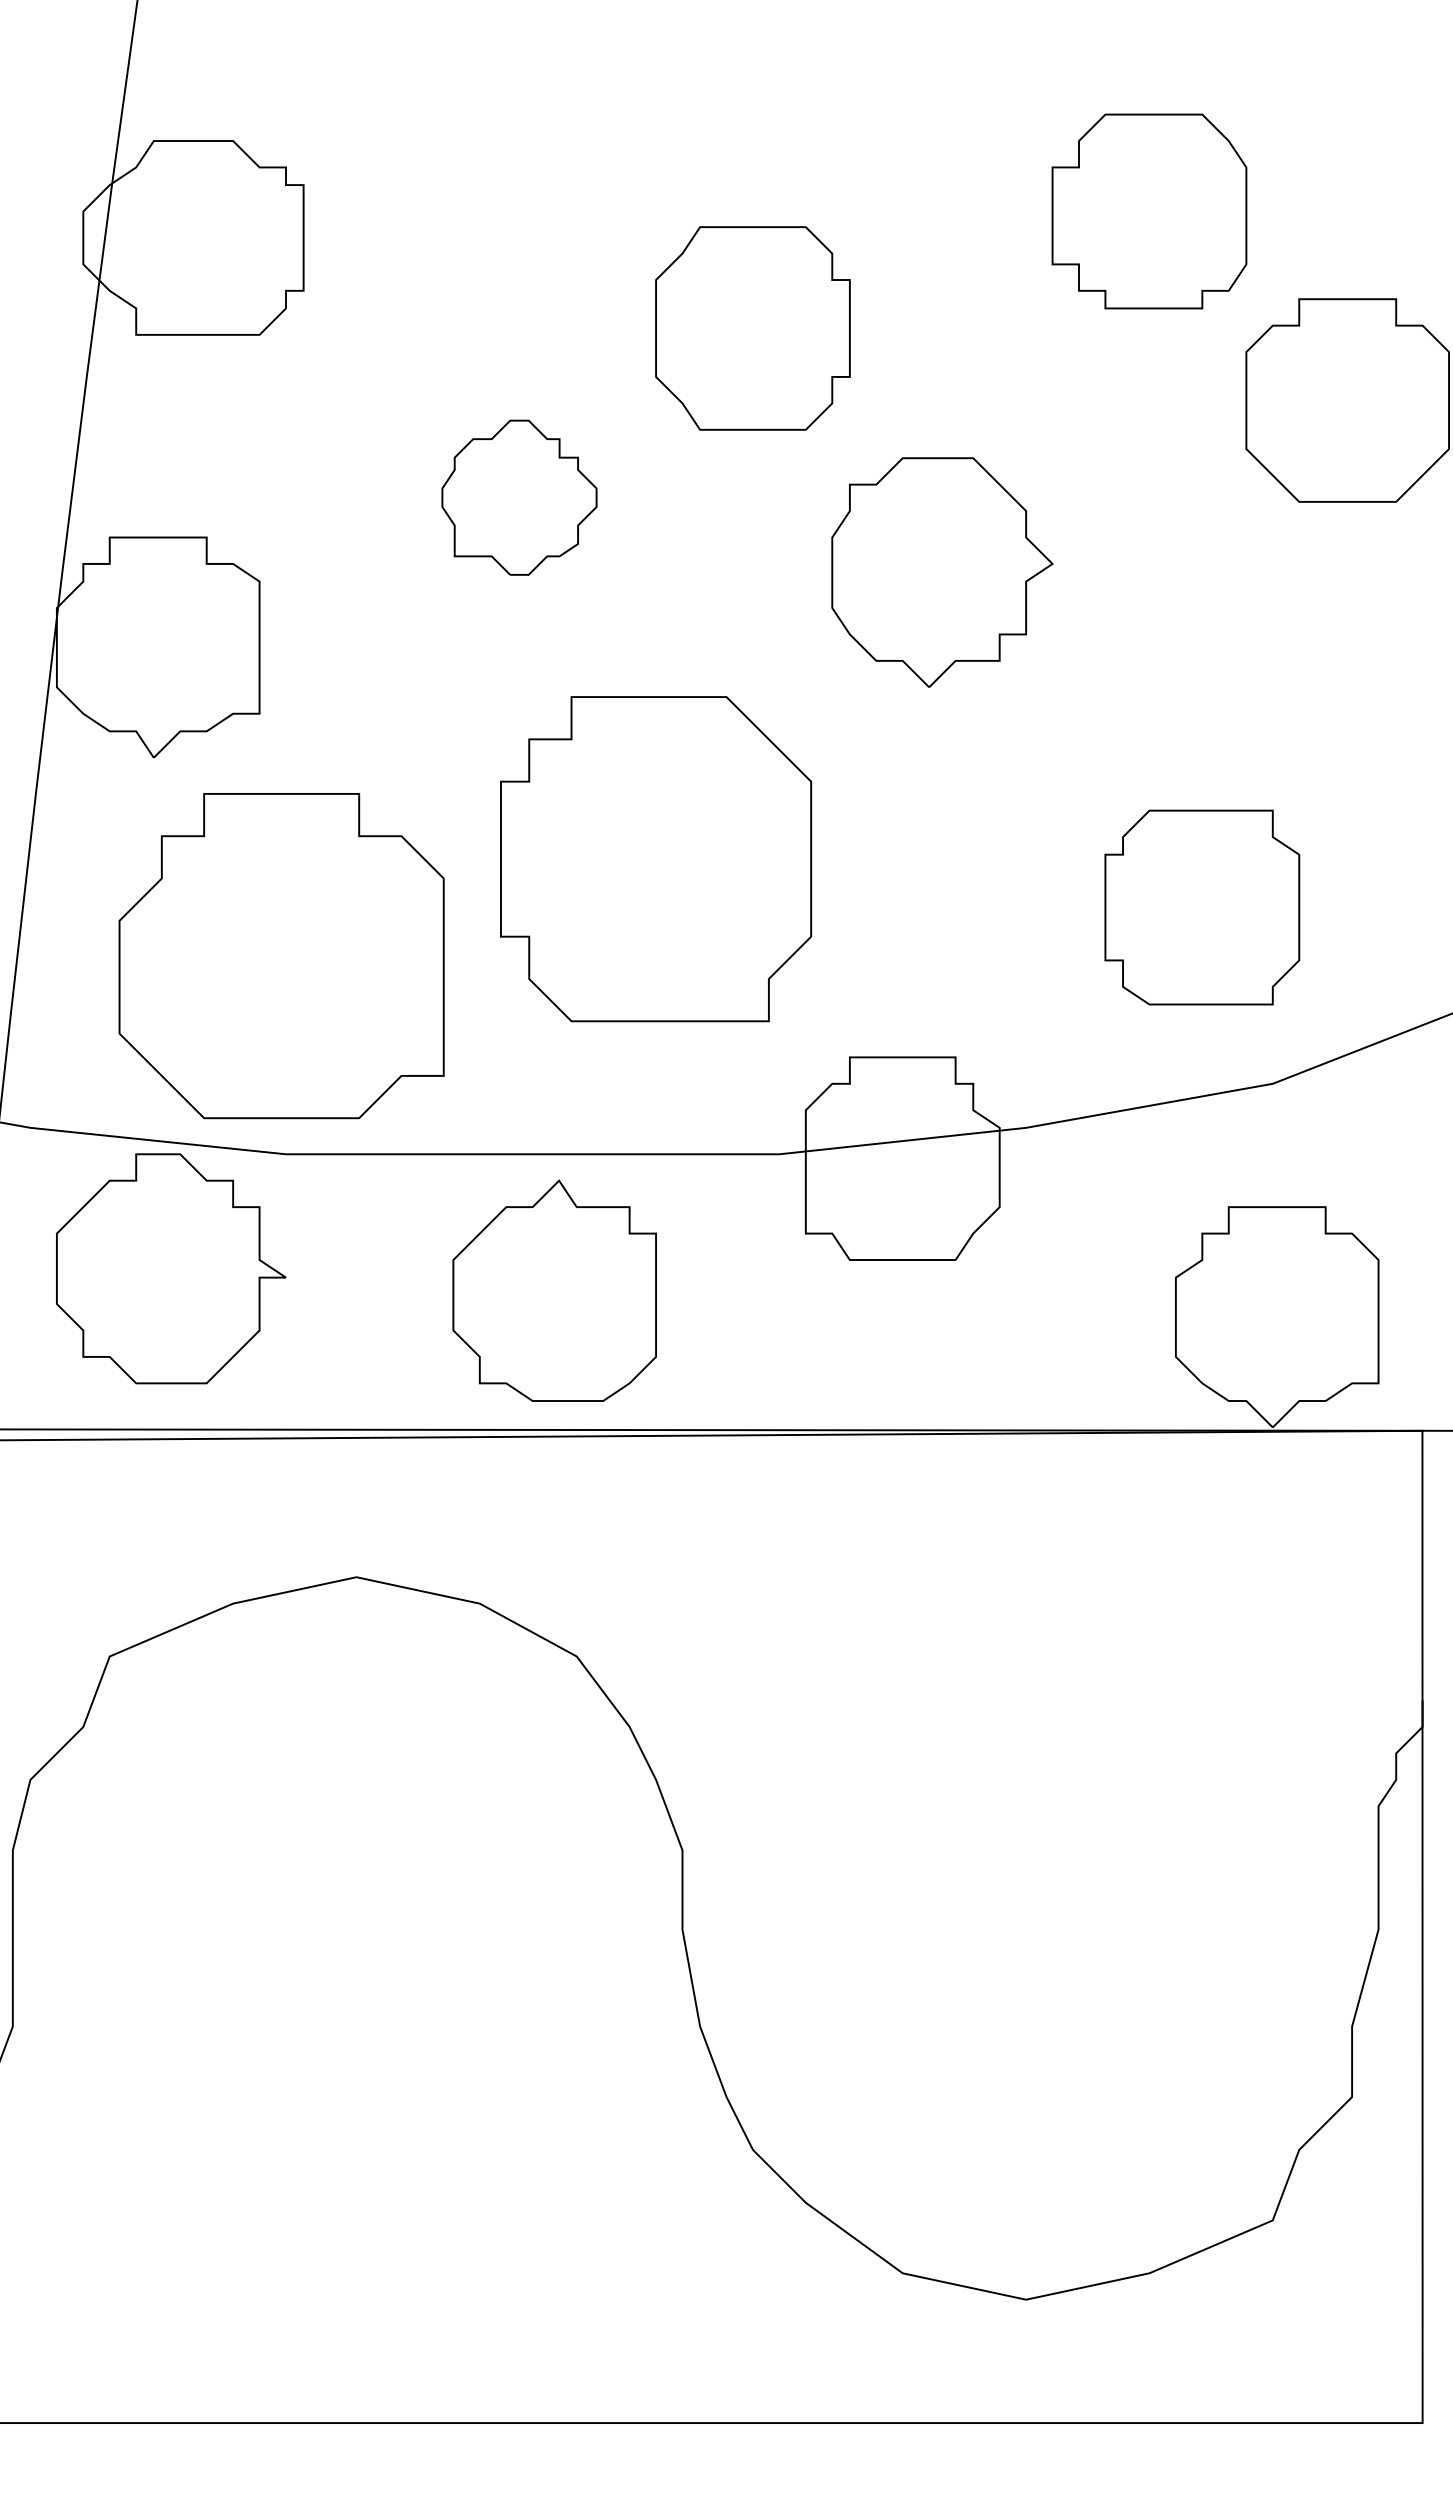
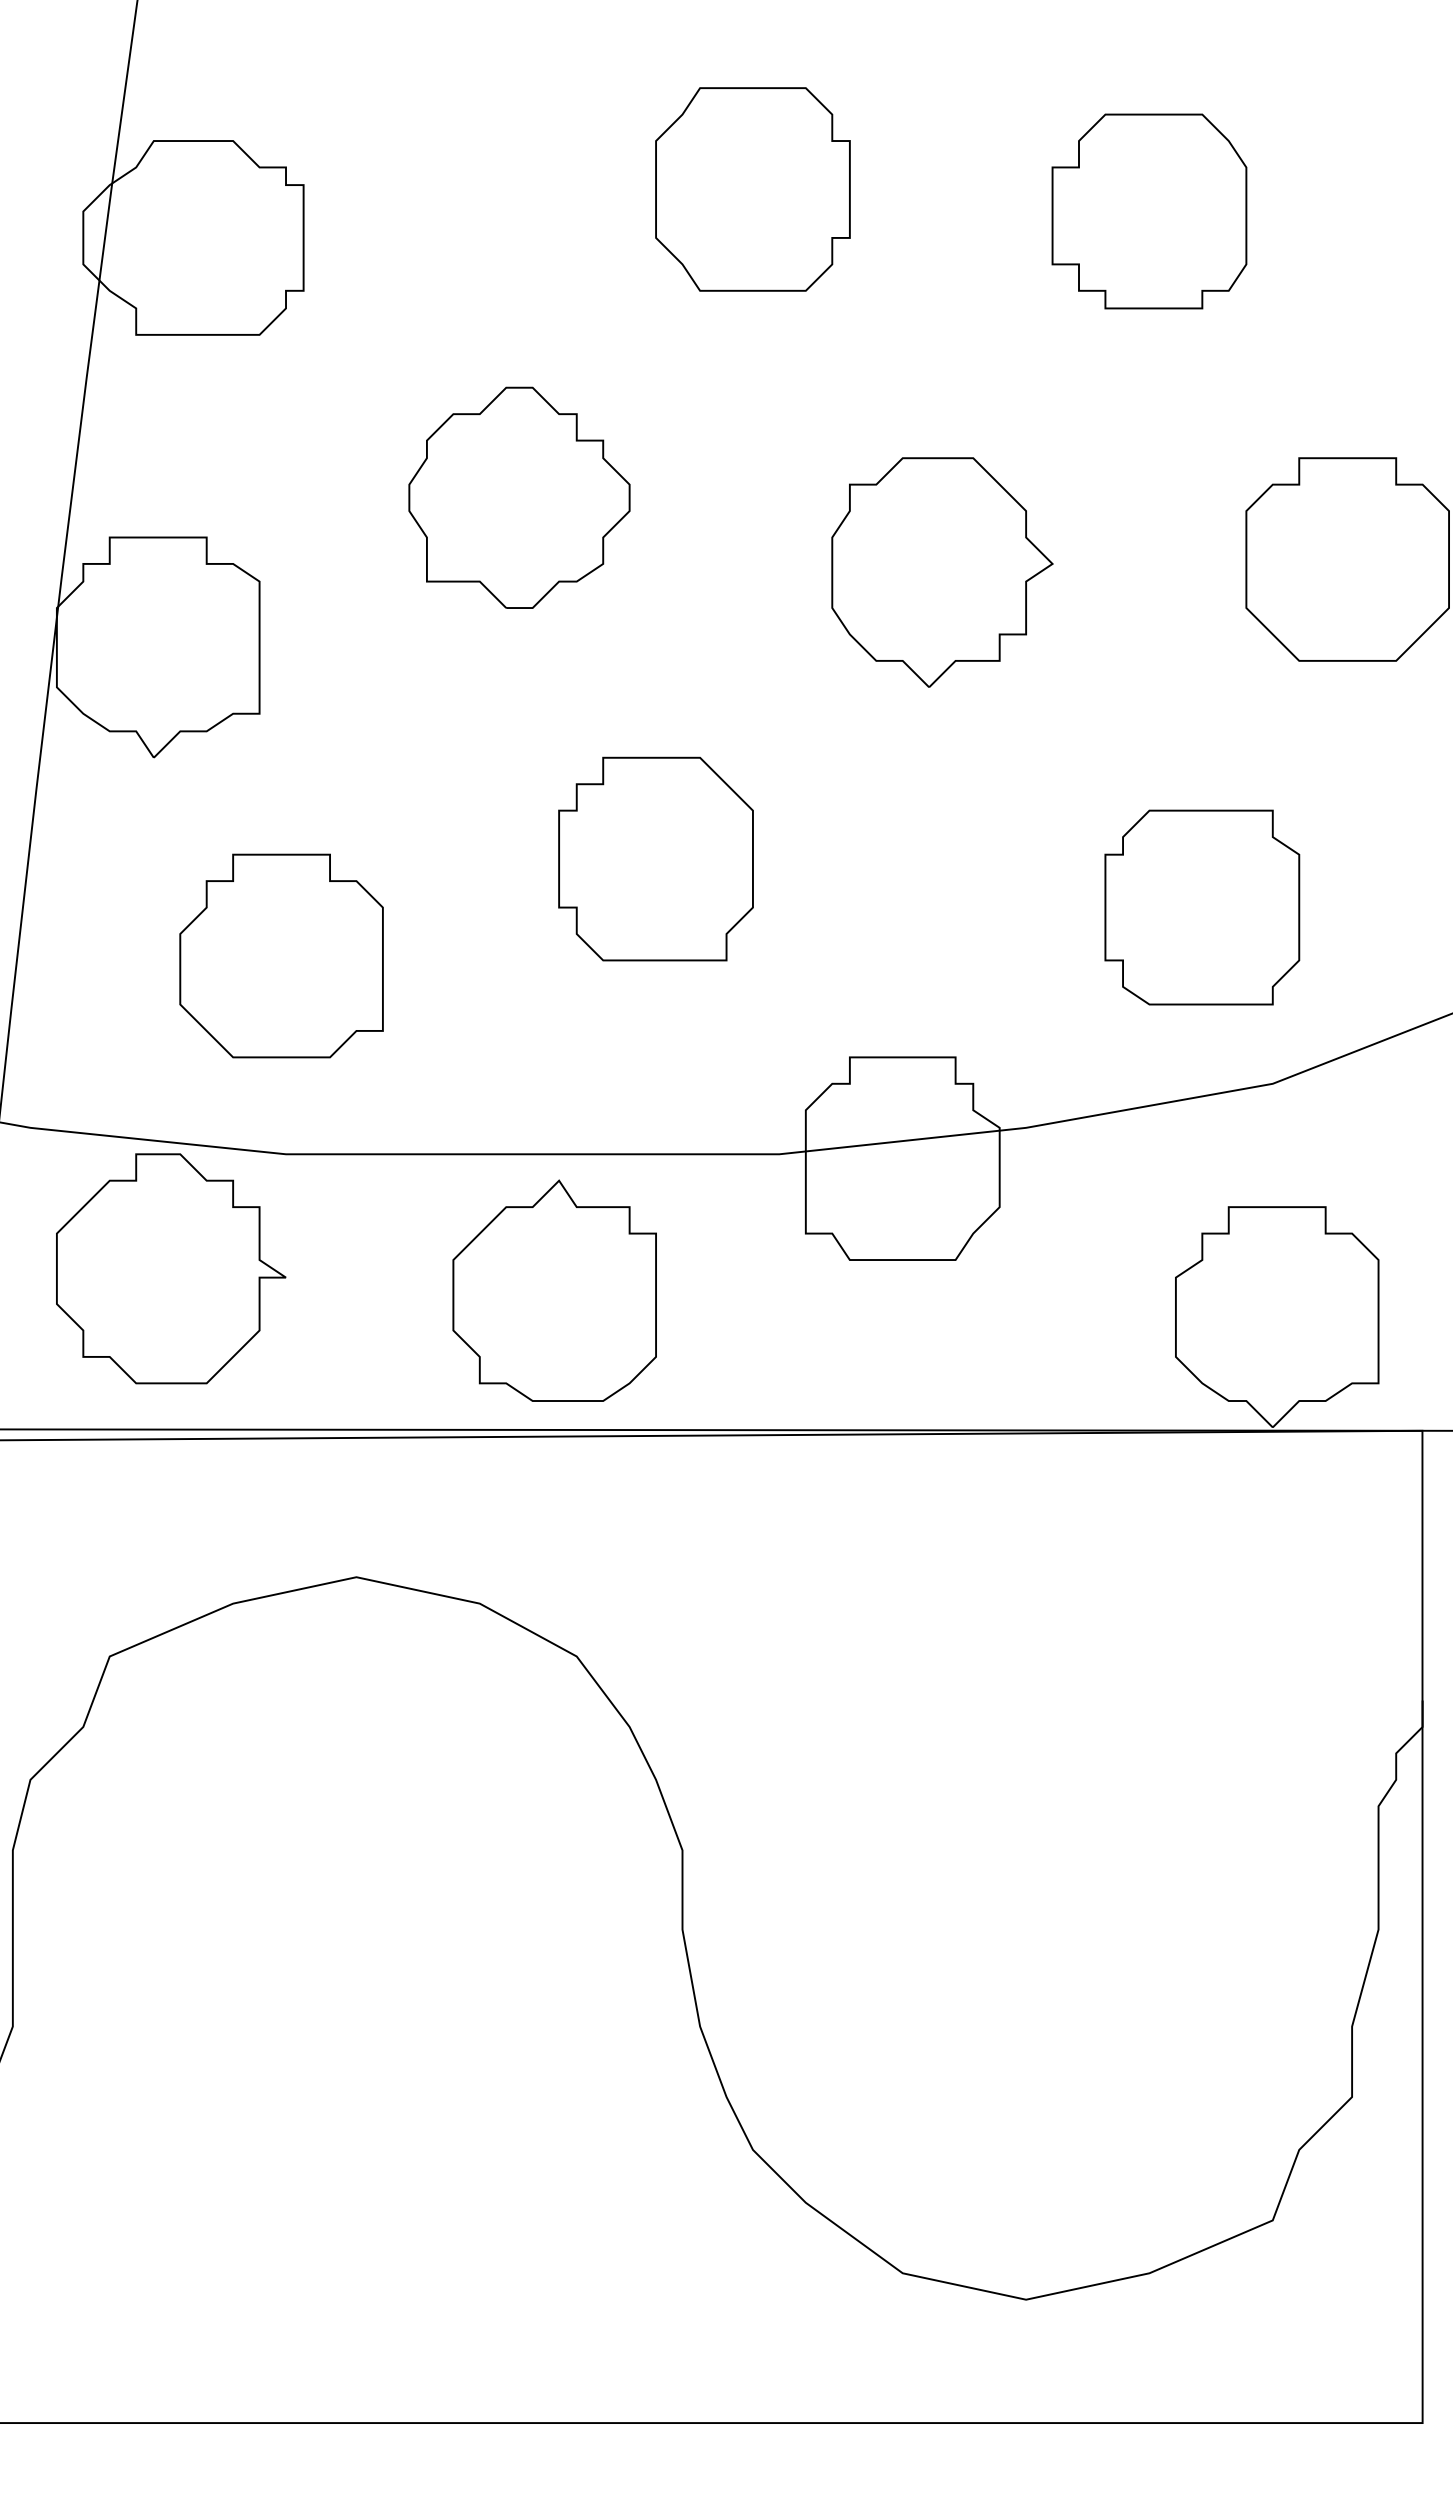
part position: (752, 328) -> (752, 189) (752, 189)
part position: (1347, 400) -> (1347, 559) (1347, 559)
part size: 157x157 px -> 223x223 px (519, 497)
part size: 313x327 px -> 196x206 px (655, 858)
part size: 327x327 px -> 205x206 px (281, 955)
